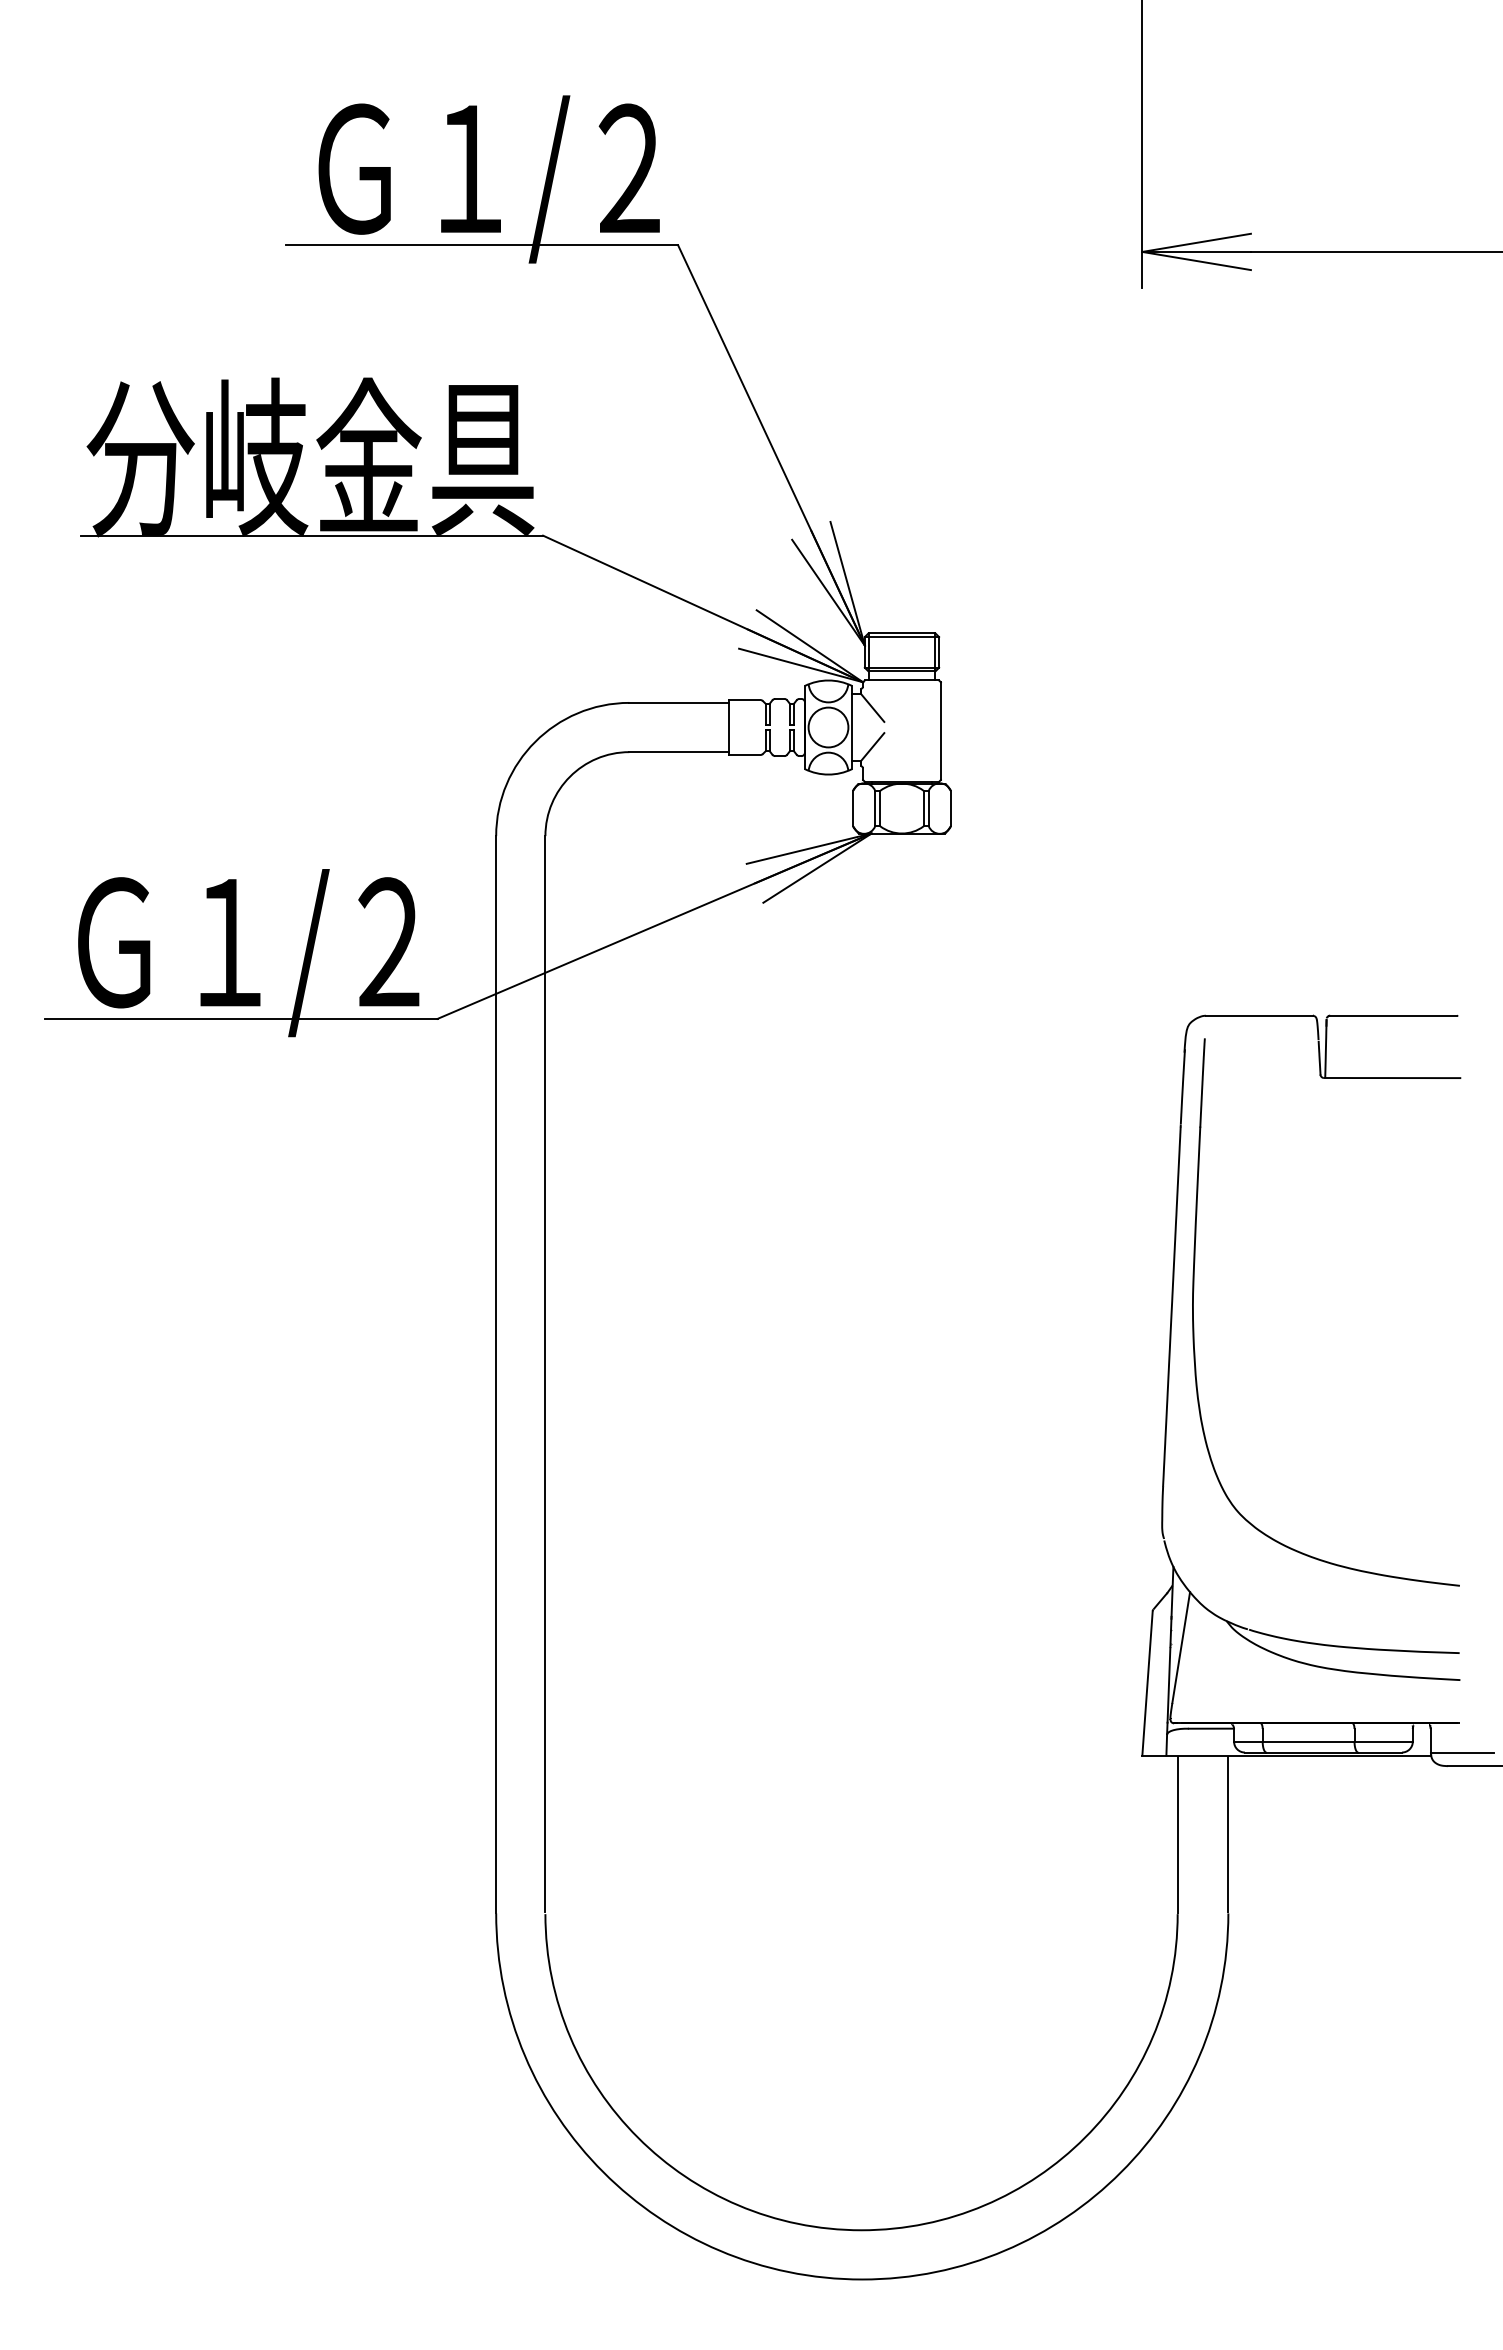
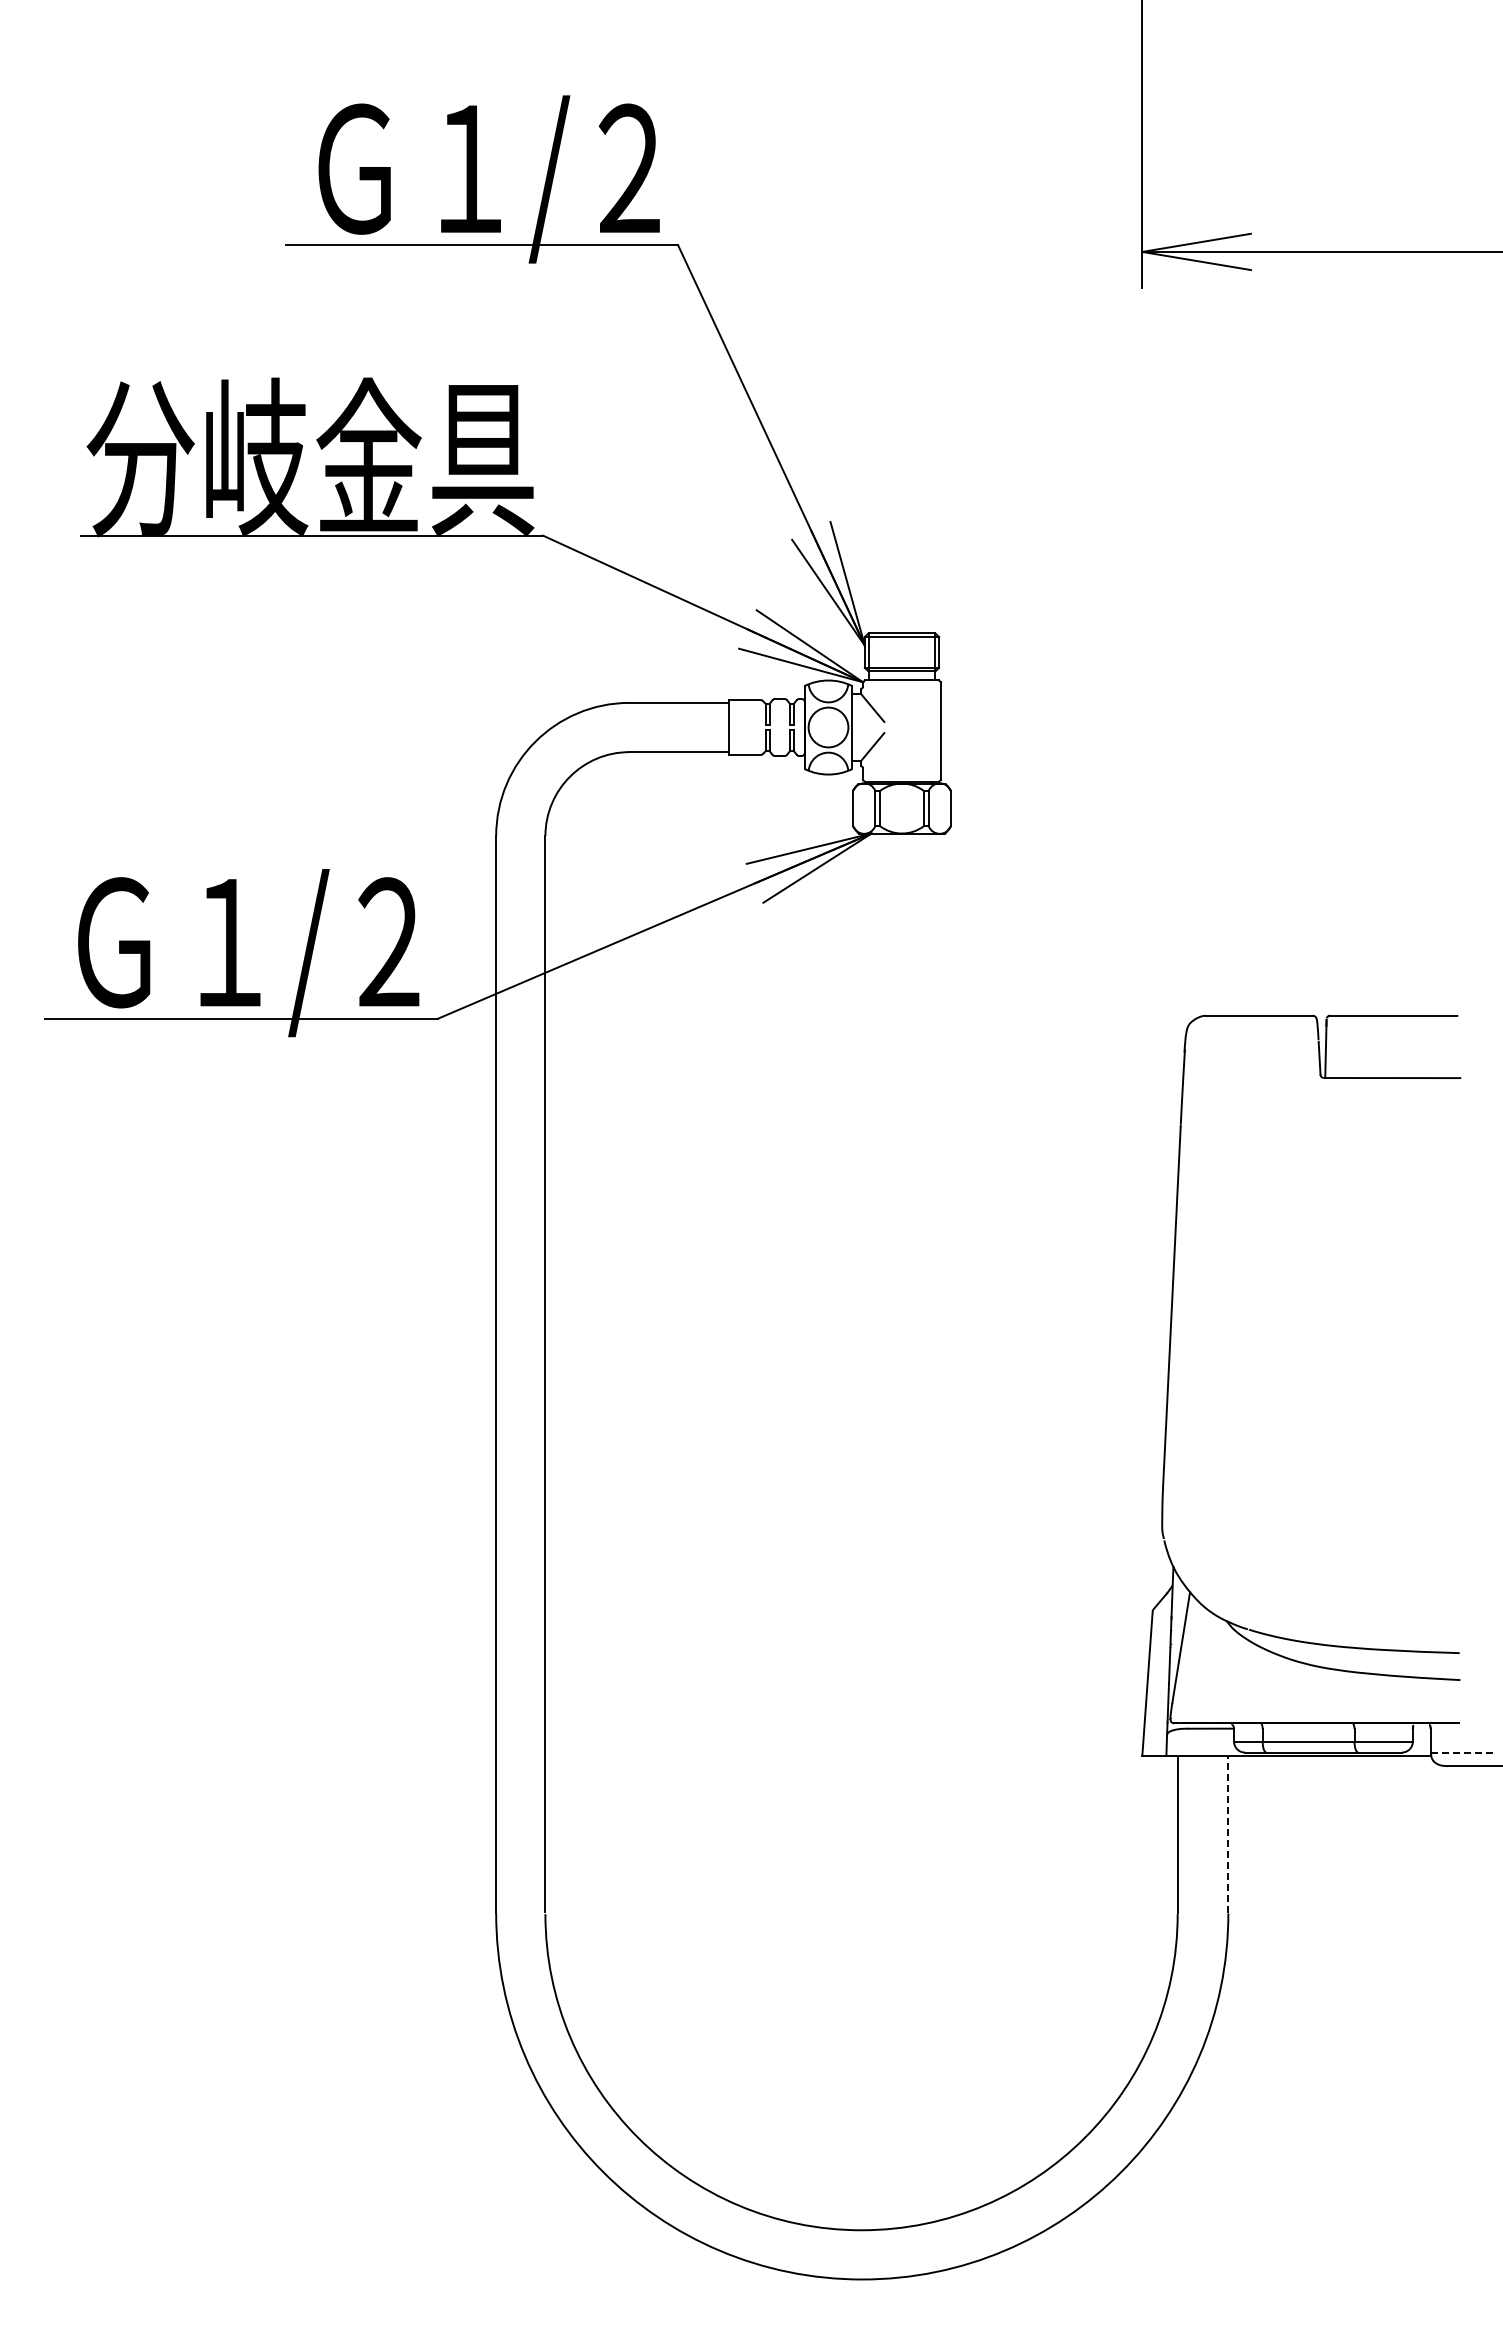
part: present -> none (1194, 1324)
line: solid -> dashed (1462, 1753)
line: solid -> dashed (1228, 1834)
